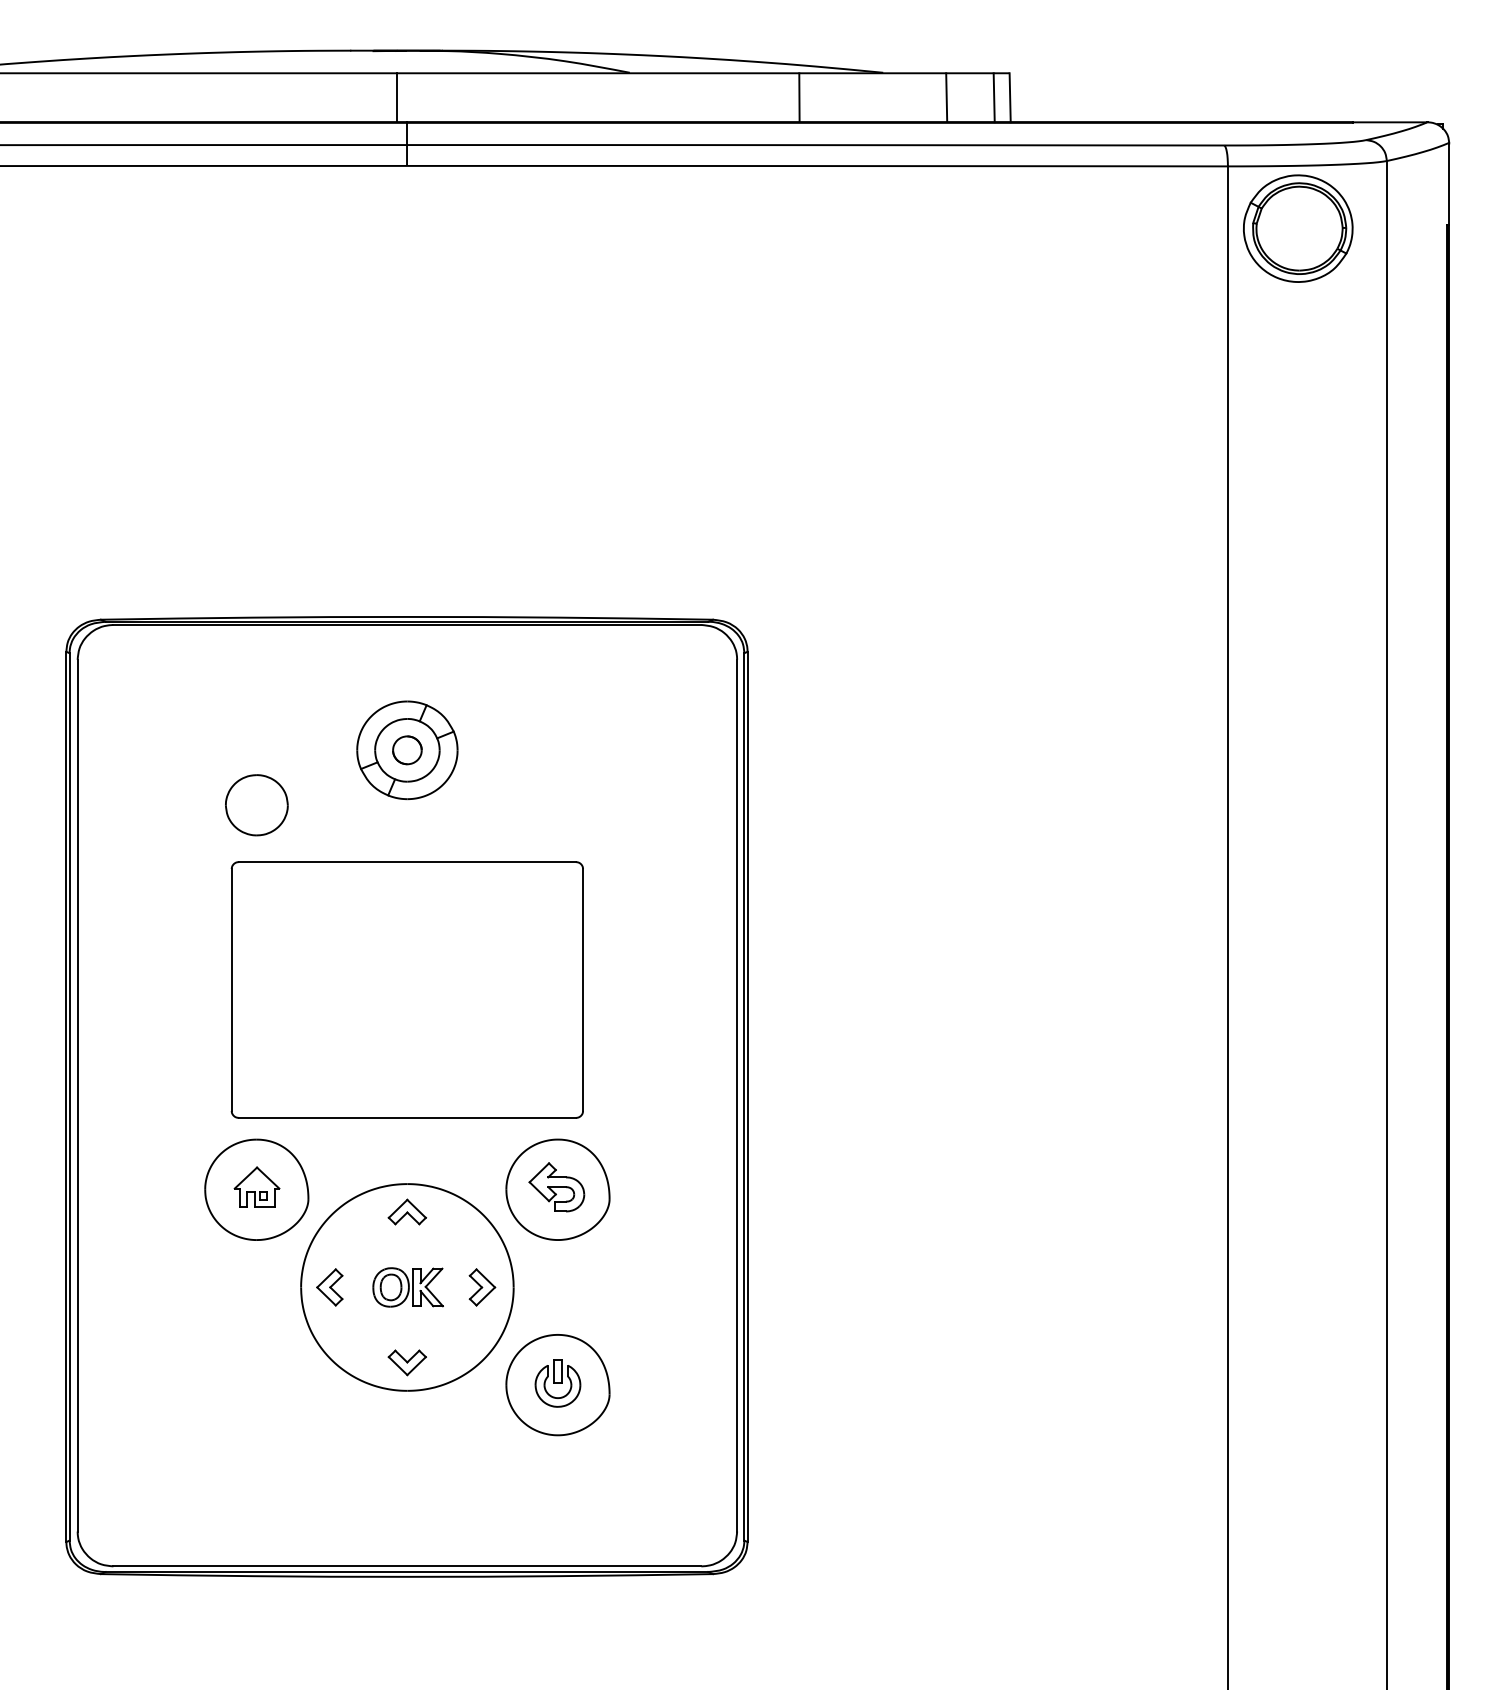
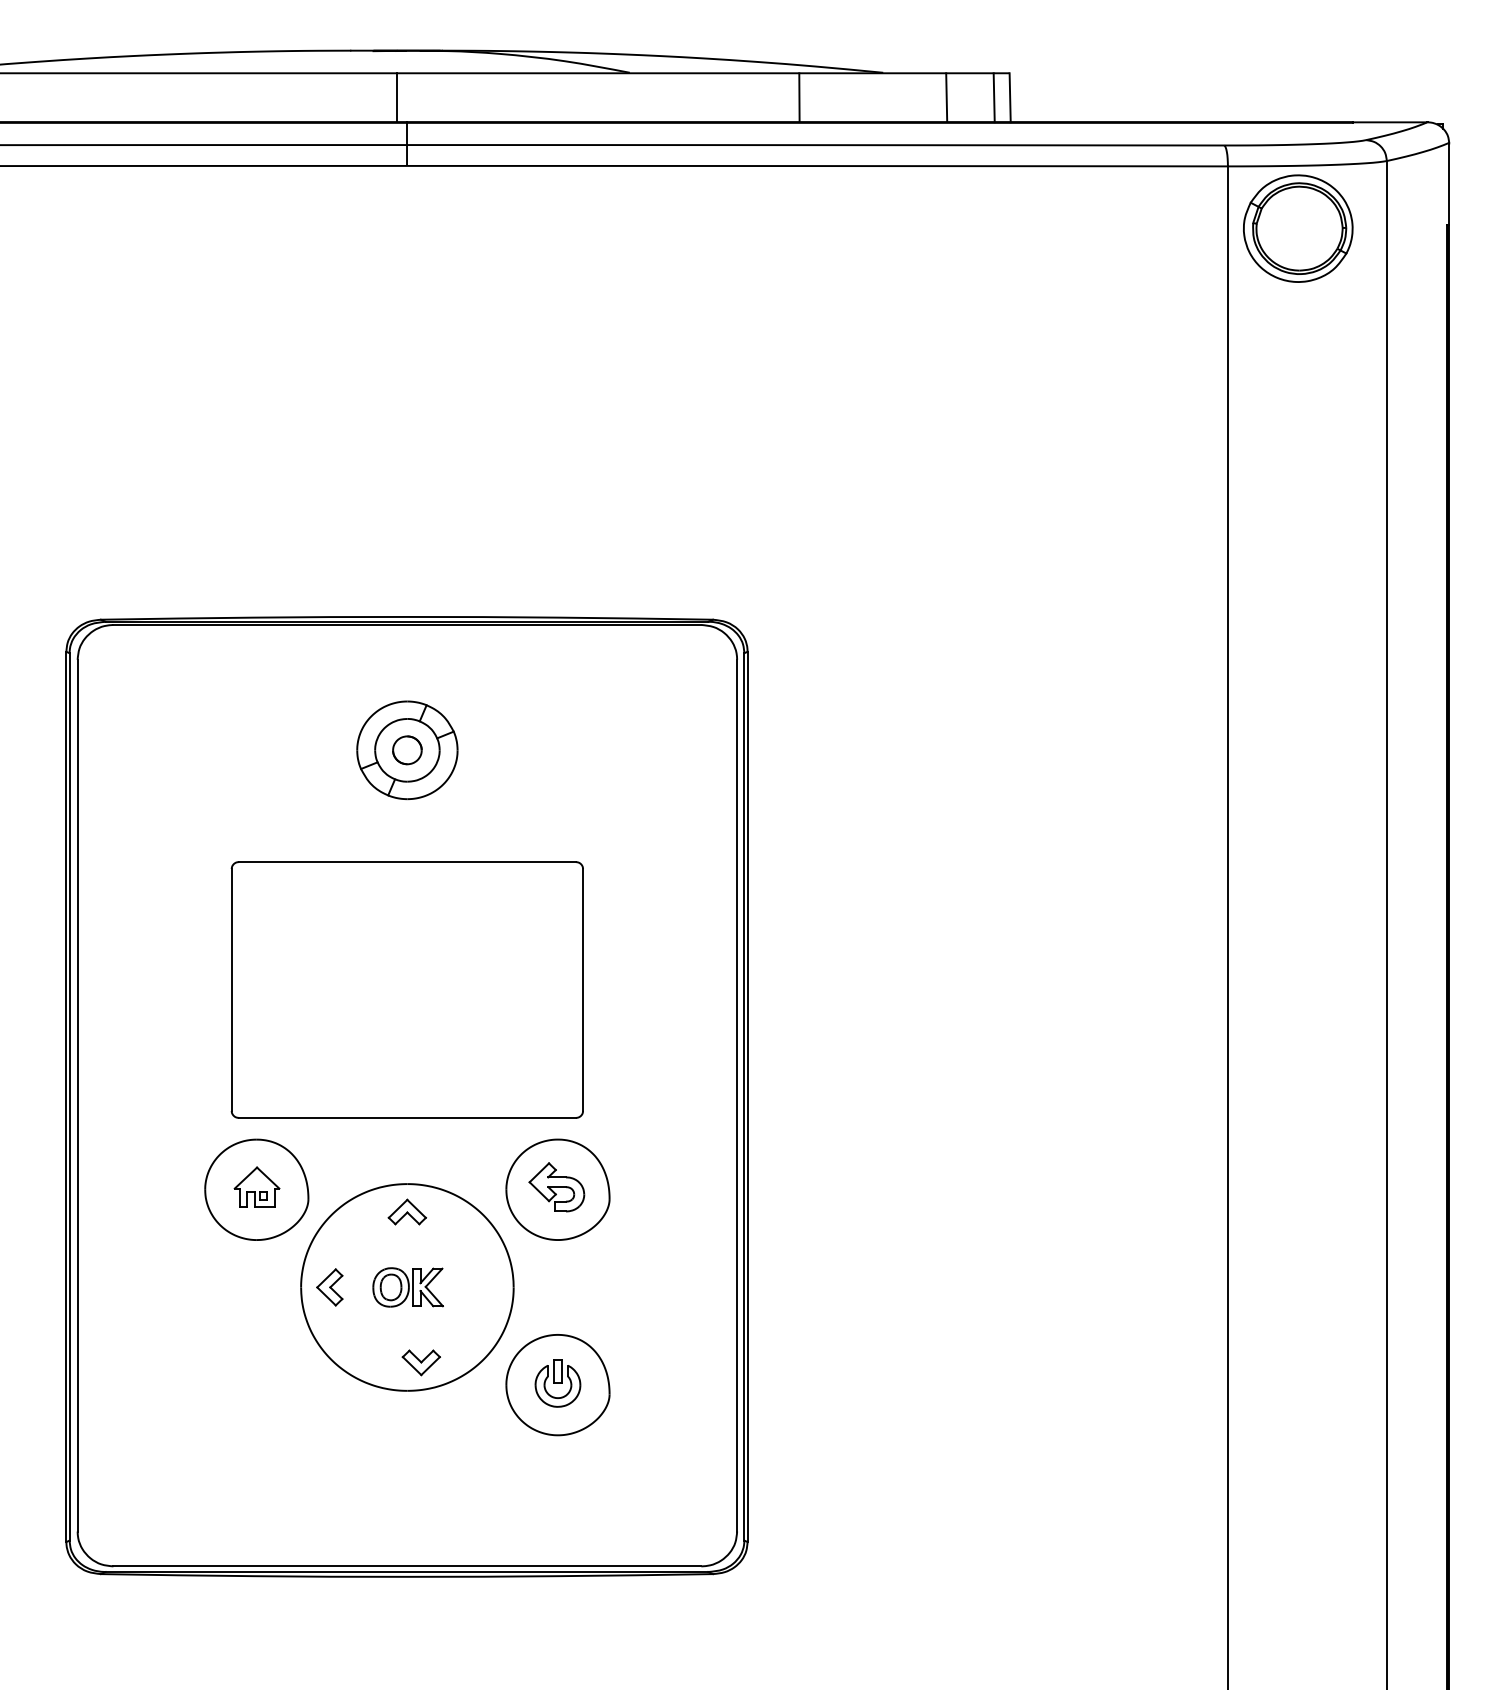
part: present -> none (256, 805)
part: present -> none (482, 1287)
part position: (406, 1362) -> (420, 1362) (420, 1362)
